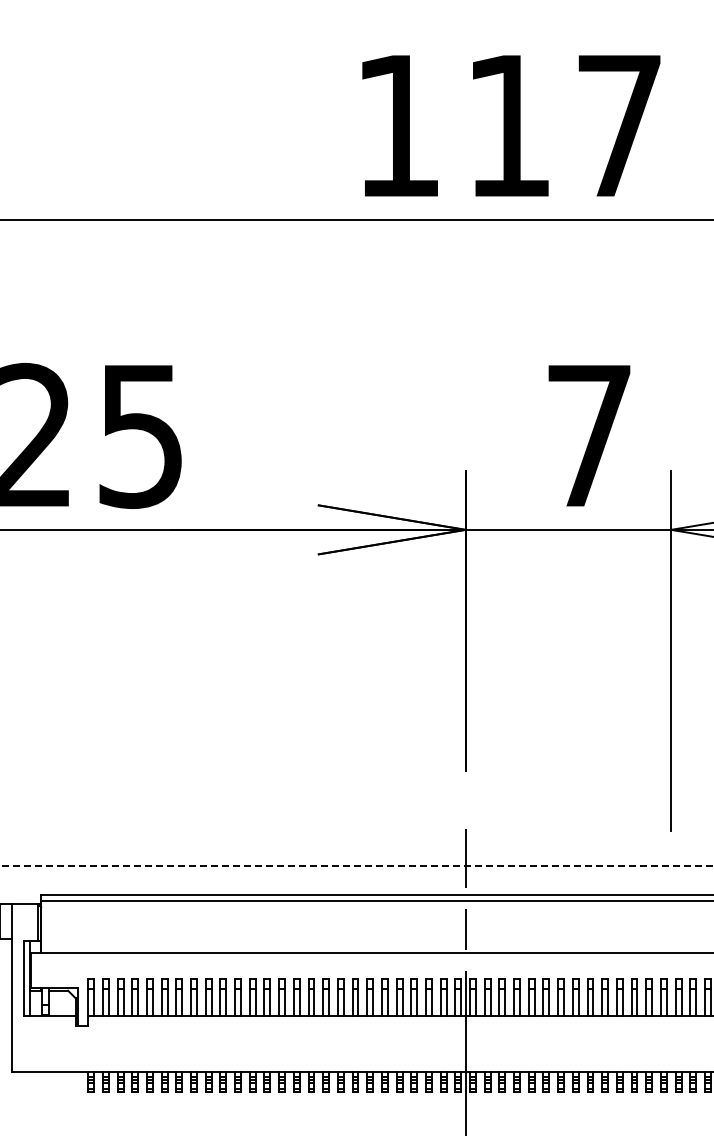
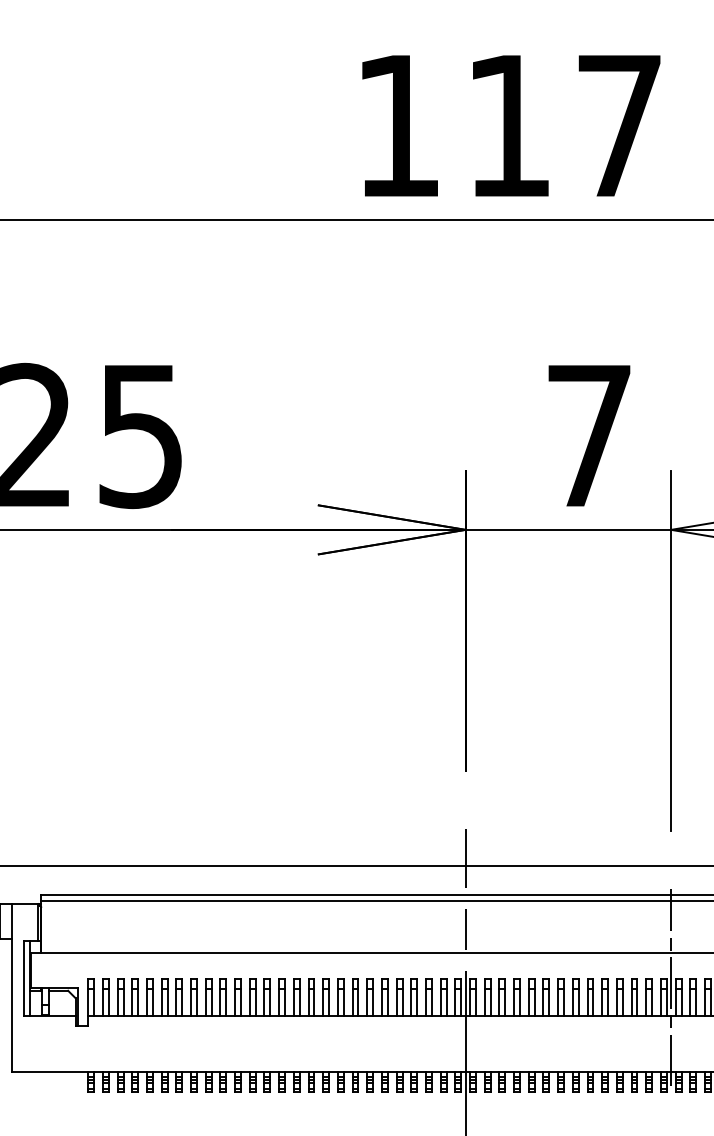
line: dashed -> solid (357, 865)
line: none -> present (671, 987)
